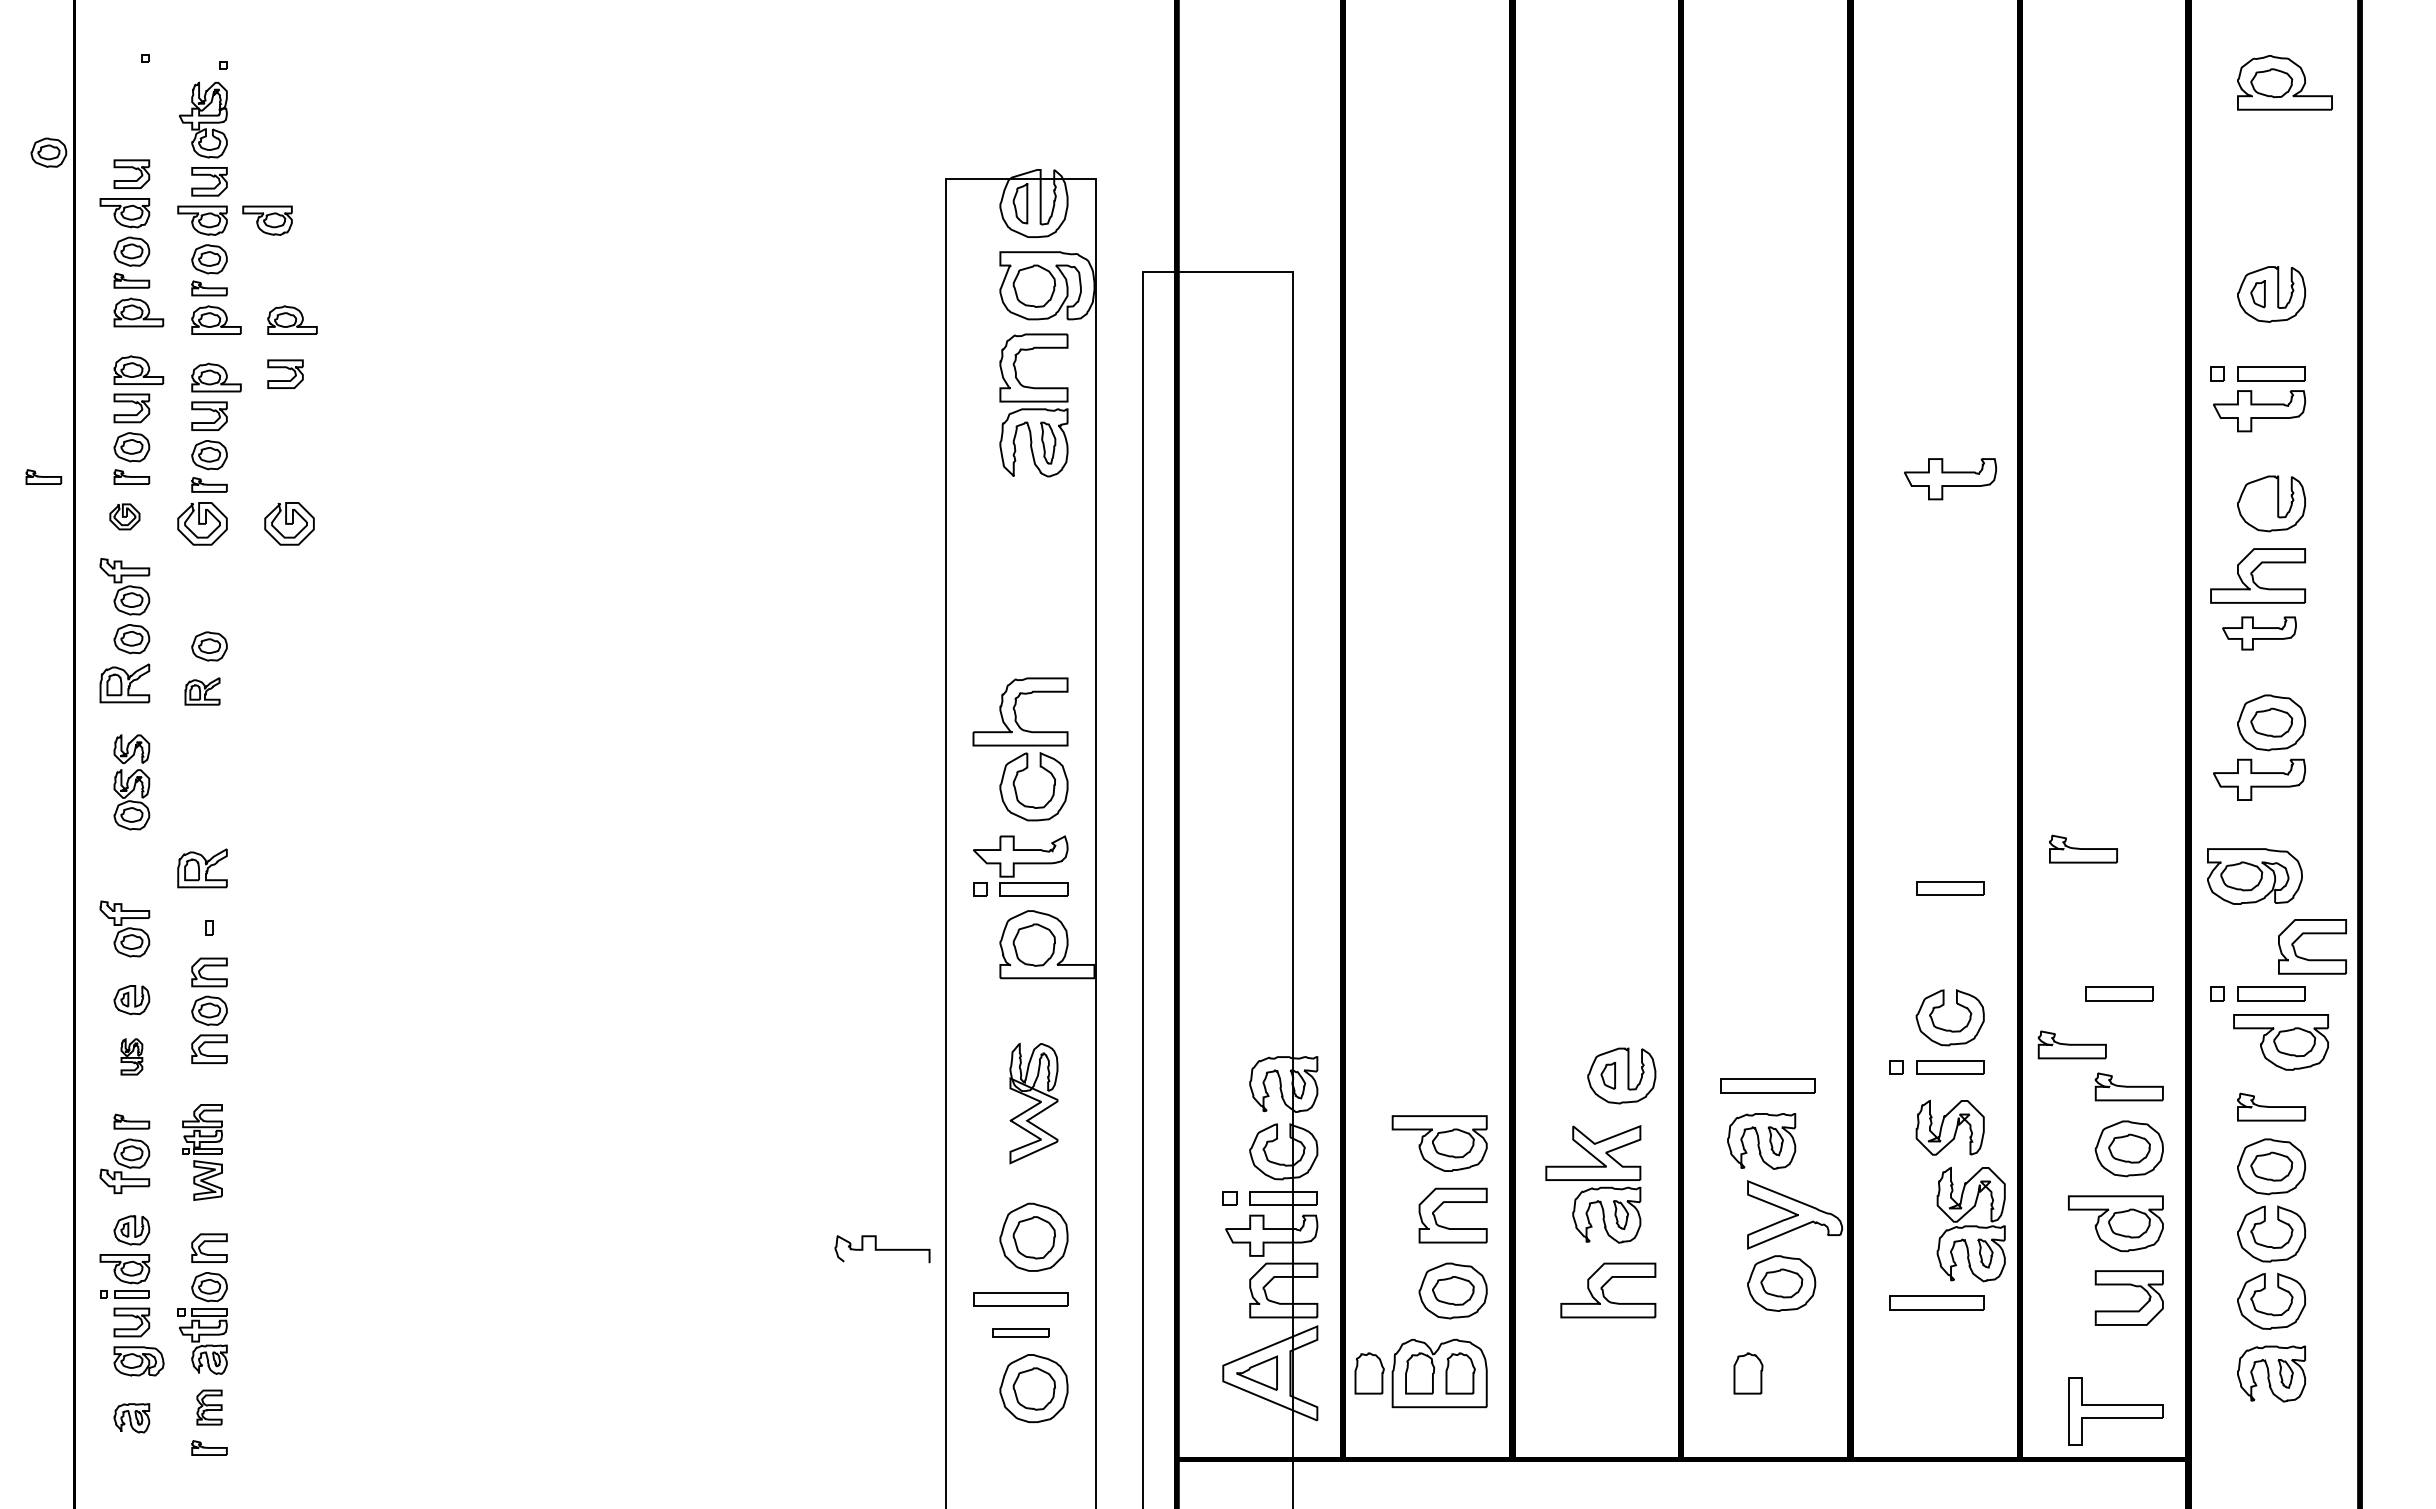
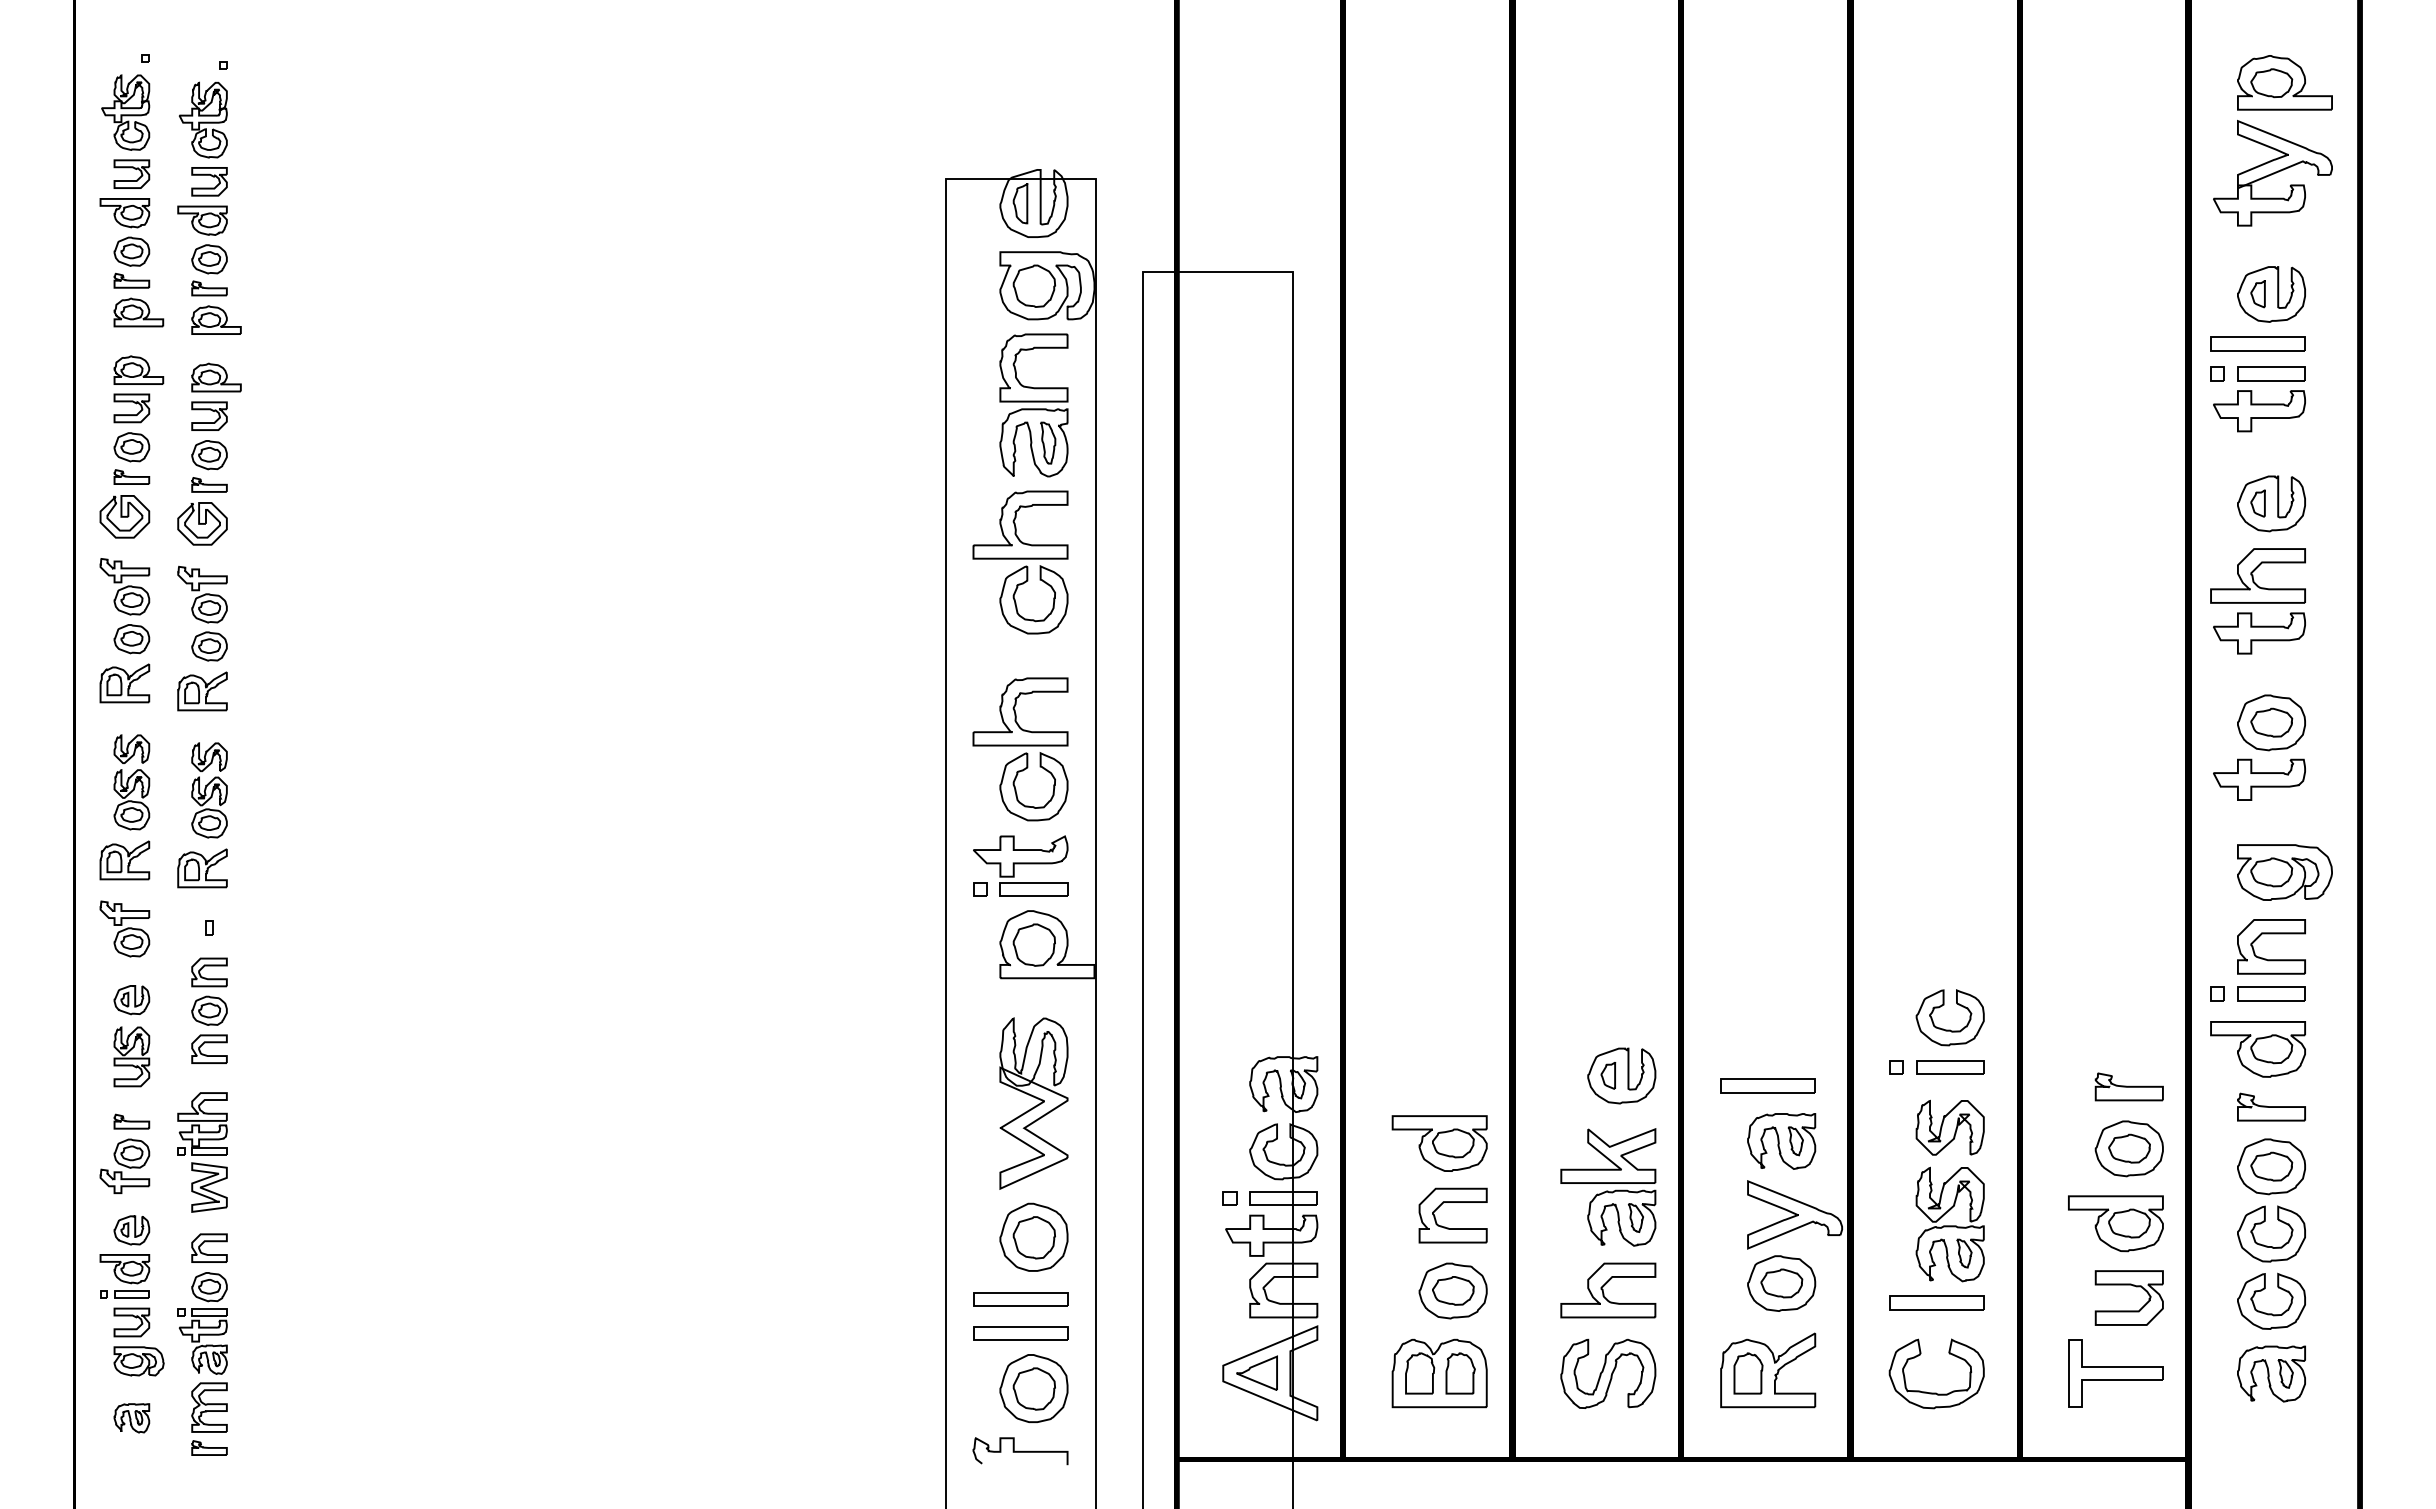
part: none -> present (125, 112)
part: present -> none (48, 152)
part: none -> present (2272, 172)
part: present -> none (267, 220)
part: present -> none (292, 319)
part: none -> present (2257, 343)
part: present -> none (285, 373)
part: present -> none (43, 476)
part: present -> none (1950, 479)
part: none -> present (2257, 503)
part size: 32x28 px -> 52x44 px (124, 516)
part: present -> none (289, 523)
part: none -> present (1020, 562)
part: none -> present (202, 594)
part size: 75x35 px -> 93x43 px (2259, 633)
part size: 37x29 px -> 51x41 px (202, 691)
part: none -> present (209, 790)
part: present -> none (2083, 848)
part: none -> present (124, 860)
part position: (2254, 876) -> (2284, 872) (2284, 872)
part: present -> none (1950, 888)
part position: (2312, 934) -> (2271, 934) (2271, 934)
part: present -> none (2119, 993)
part position: (2280, 1042) -> (2257, 1049) (2257, 1049)
part: present -> none (2071, 1044)
part size: 24x38 px -> 38x62 px (131, 1056)
part size: 50x123 px -> 70x173 px (1033, 1103)
part position: (1761, 1141) -> (1781, 1141) (1781, 1141)
part size: 41x97 px -> 51x121 px (202, 1152)
part position: (1593, 1184) -> (1608, 1187) (1608, 1187)
part position: (1970, 1224) -> (1949, 1224) (1949, 1224)
curve position: (882, 1249) -> (1020, 1451) (1020, 1451)
part size: 58x10 px -> 96x15 px (1020, 1333)
part: none -> present (1768, 1370)
part: present -> none (1369, 1373)
part: none -> present (1608, 1373)
part: none -> present (1936, 1392)
part size: 27x37 px -> 37x51 px (209, 1407)
part position: (2115, 1411) -> (2115, 1373) (2115, 1373)
